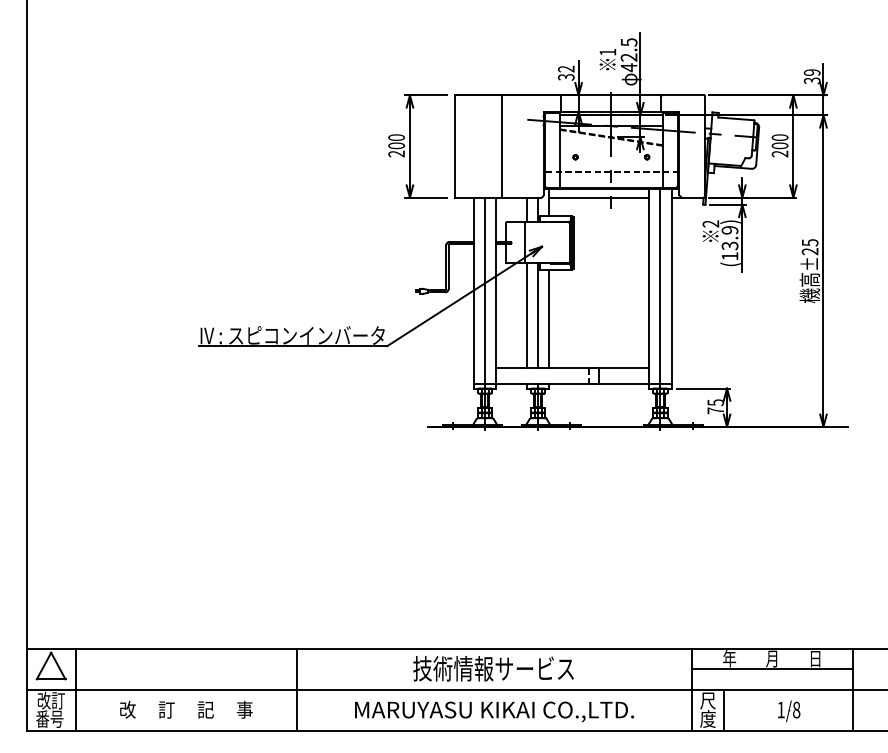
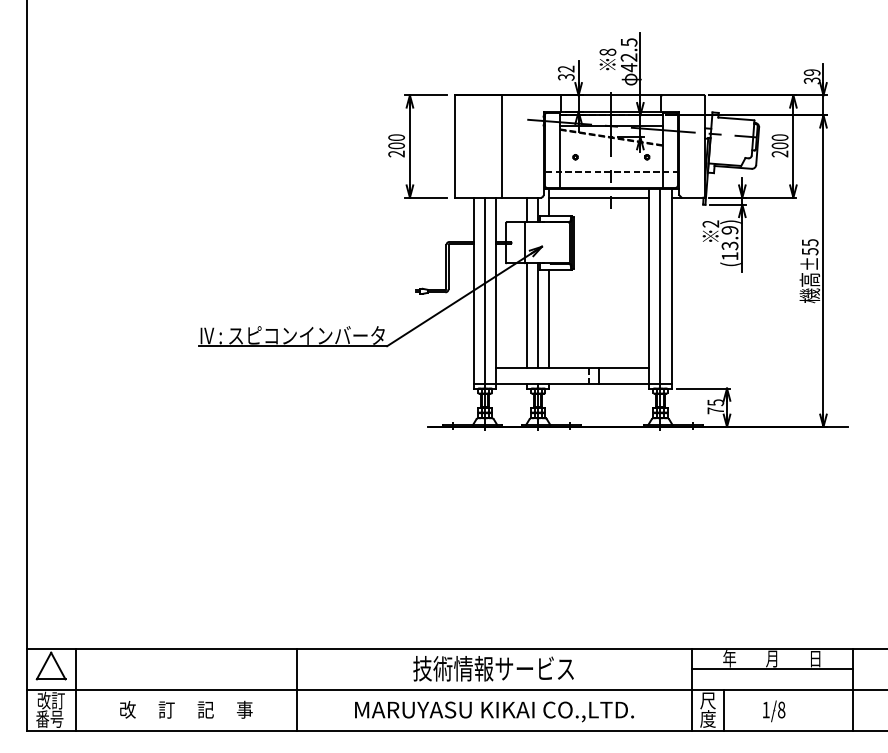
text: 1 -> 8 (607, 51)
text: ±25 -> ±55 (809, 251)
part position: (789, 711) -> (774, 711) (774, 711)
